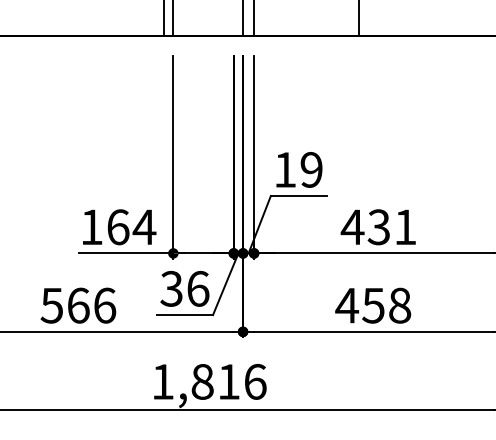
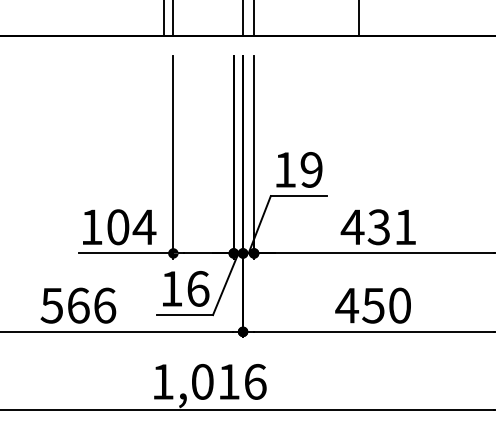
text: 164 -> 104 (118, 227)
text: 36 -> 16 (171, 288)
text: 458 -> 450 (400, 305)
text: 1,816 -> 1,016 (202, 381)
